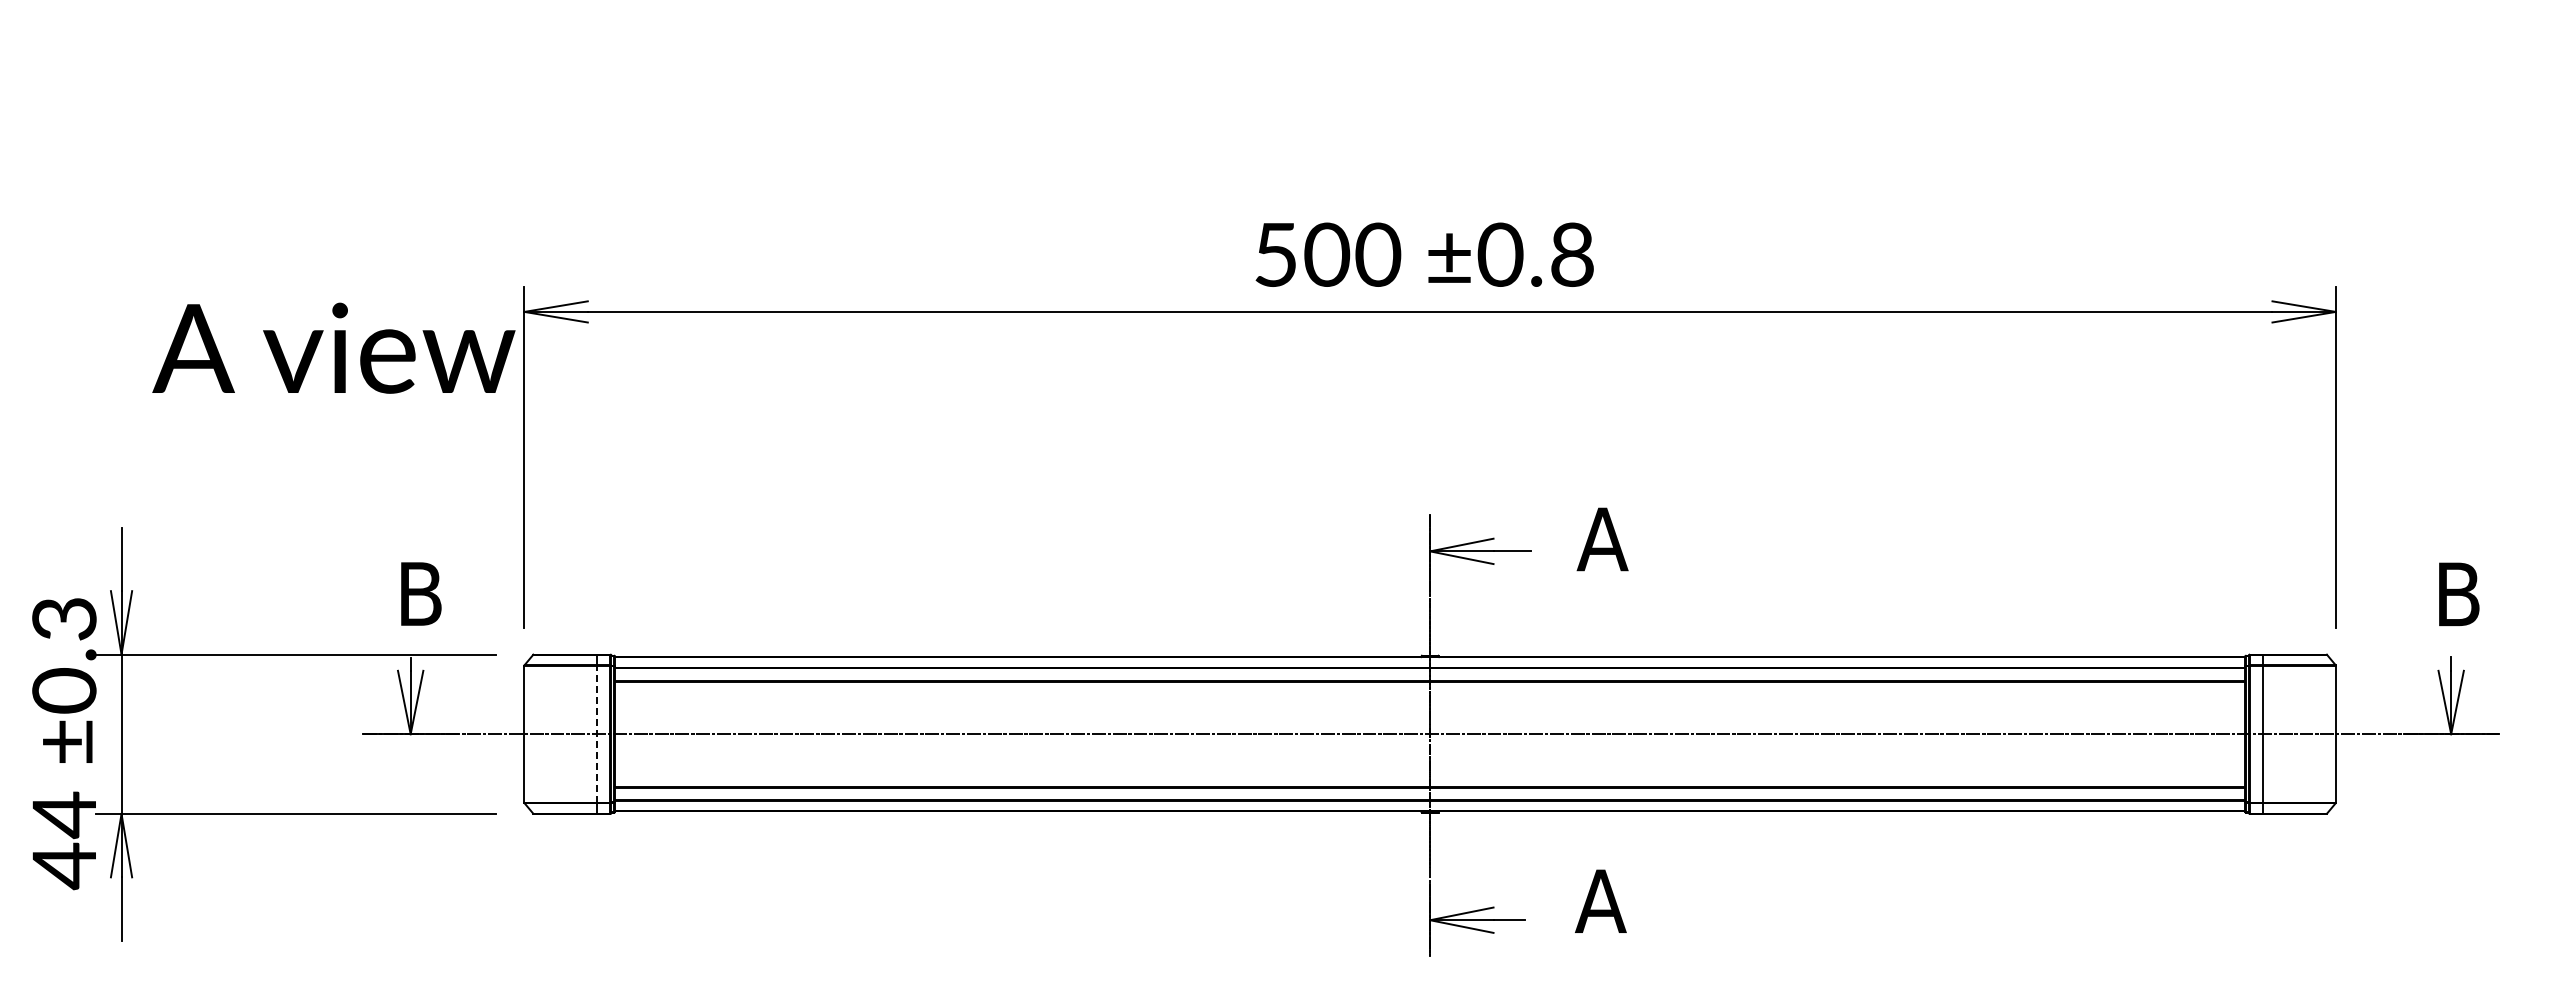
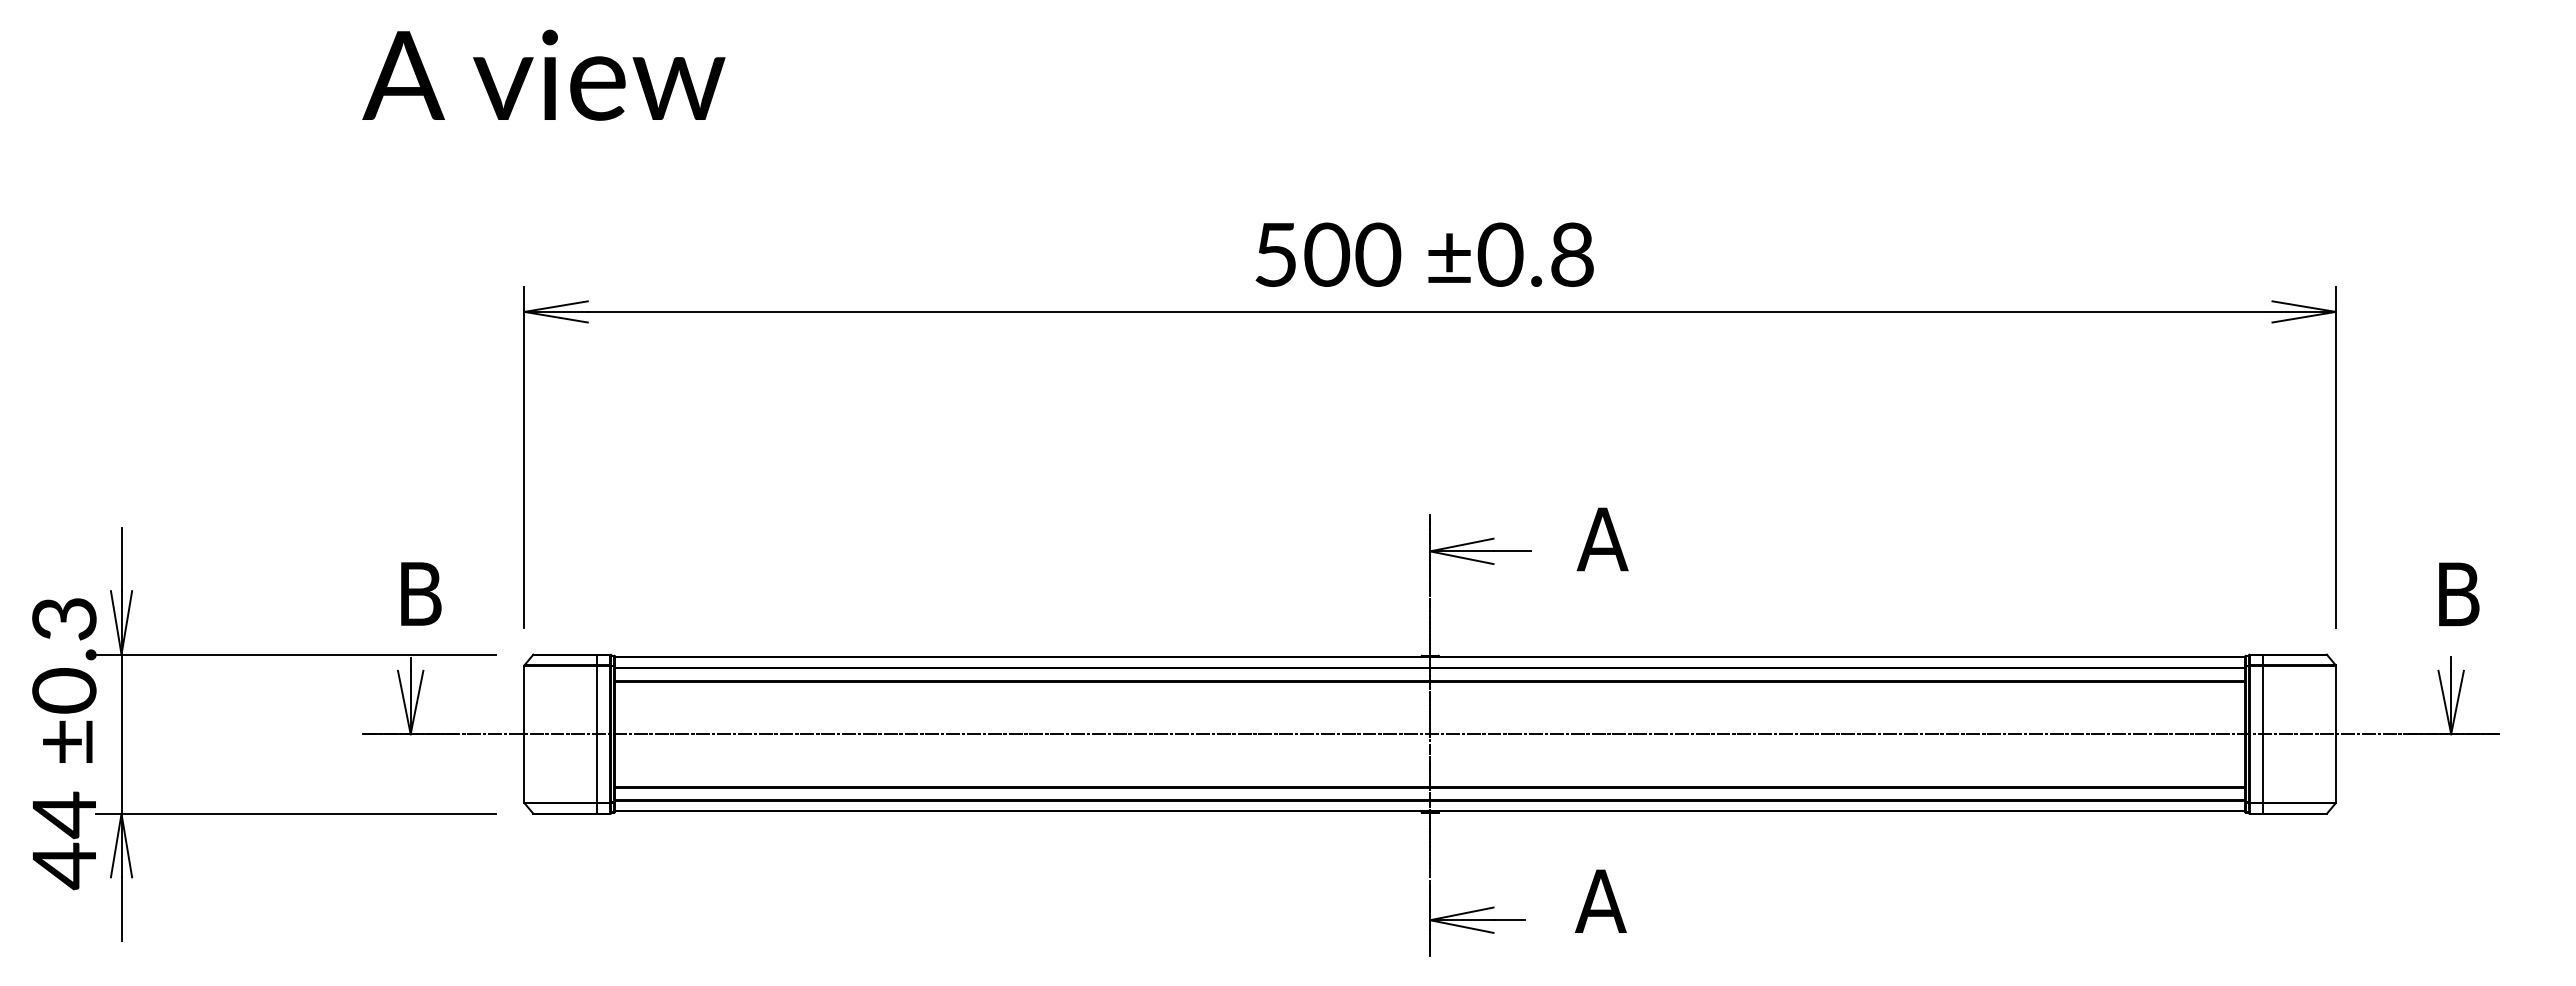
text position: (333, 347) -> (543, 74) (543, 74)
line: dashed -> solid (596, 733)
